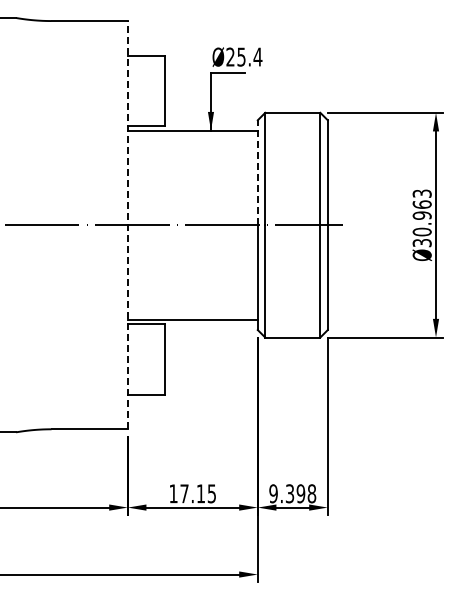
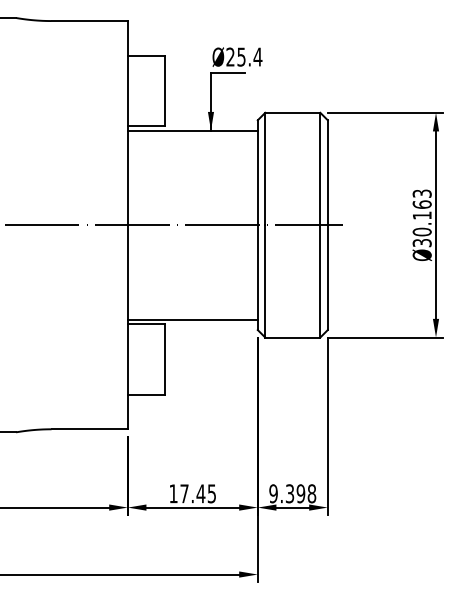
line: dashed -> solid (257, 172)
text: Ø30.963 -> Ø30.163 (421, 215)
line: dashed -> solid (127, 224)
text: 17.15 -> 17.45 (200, 493)
